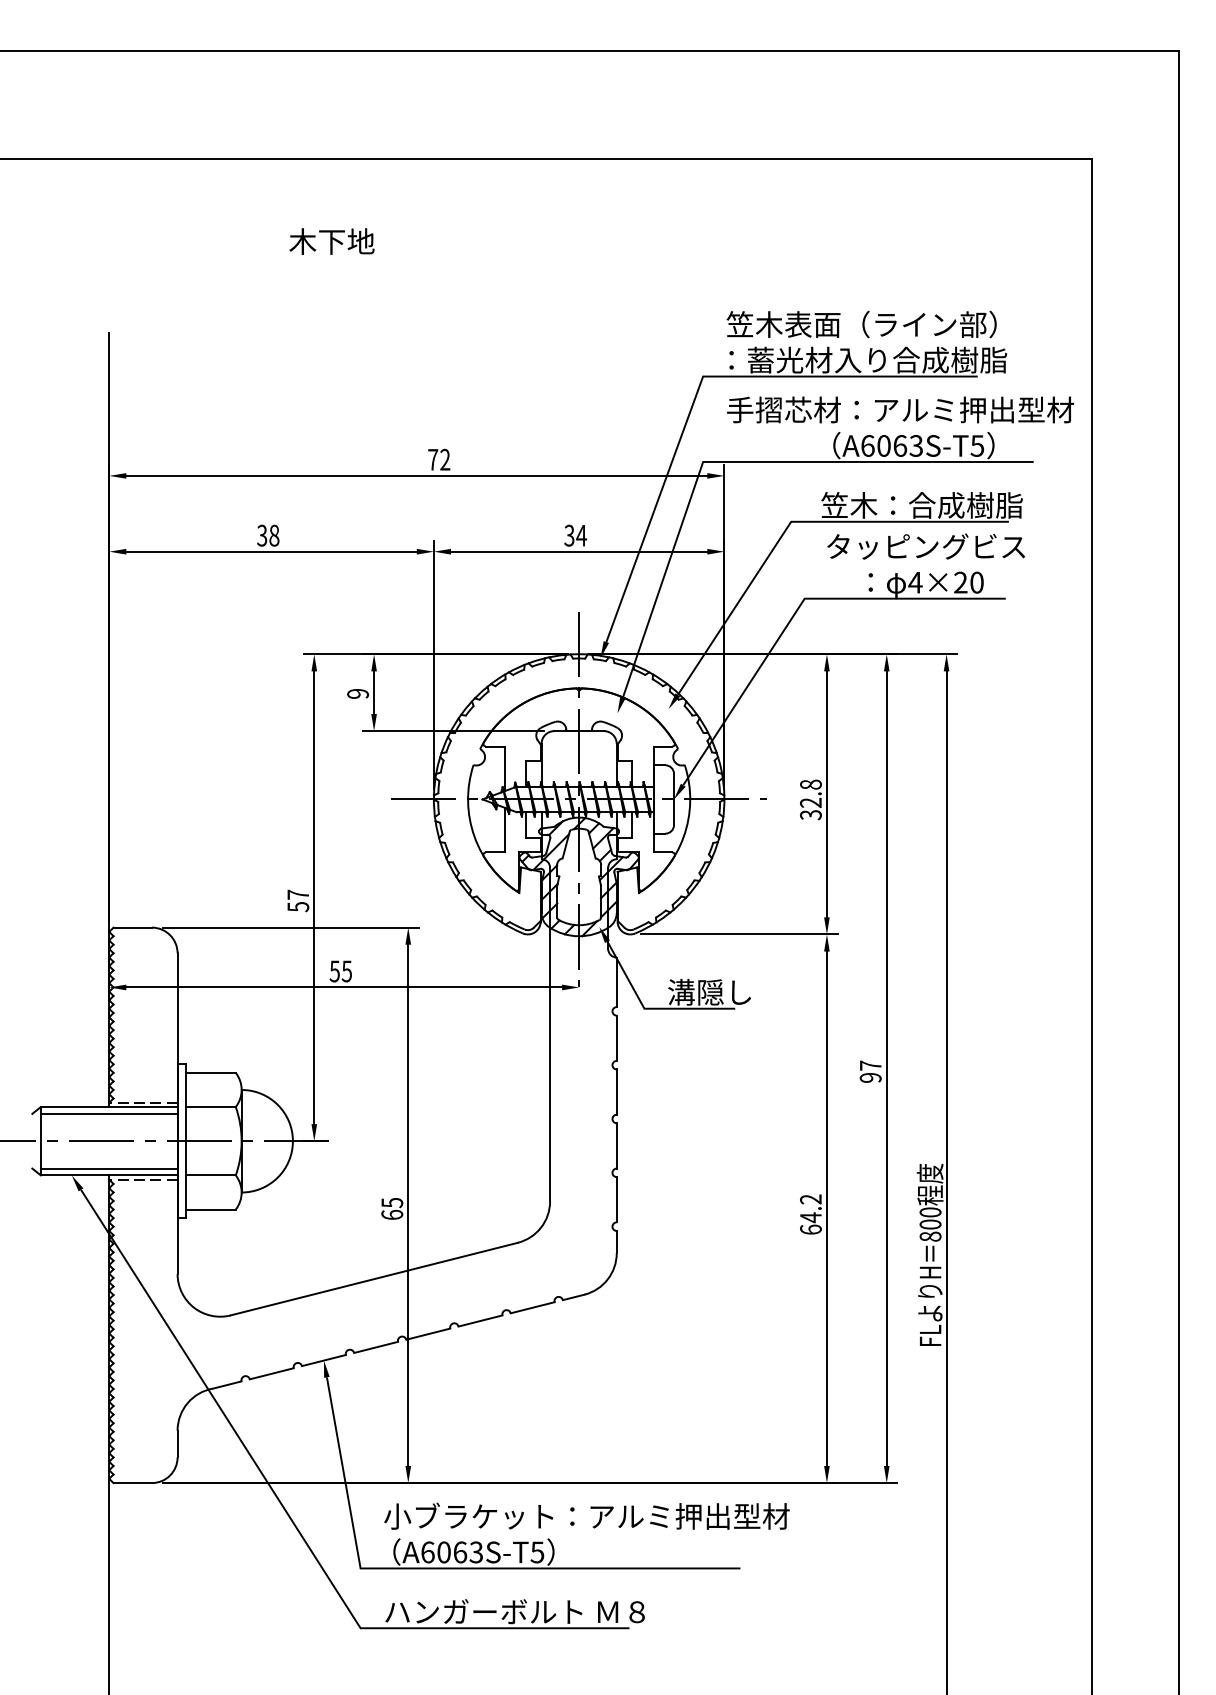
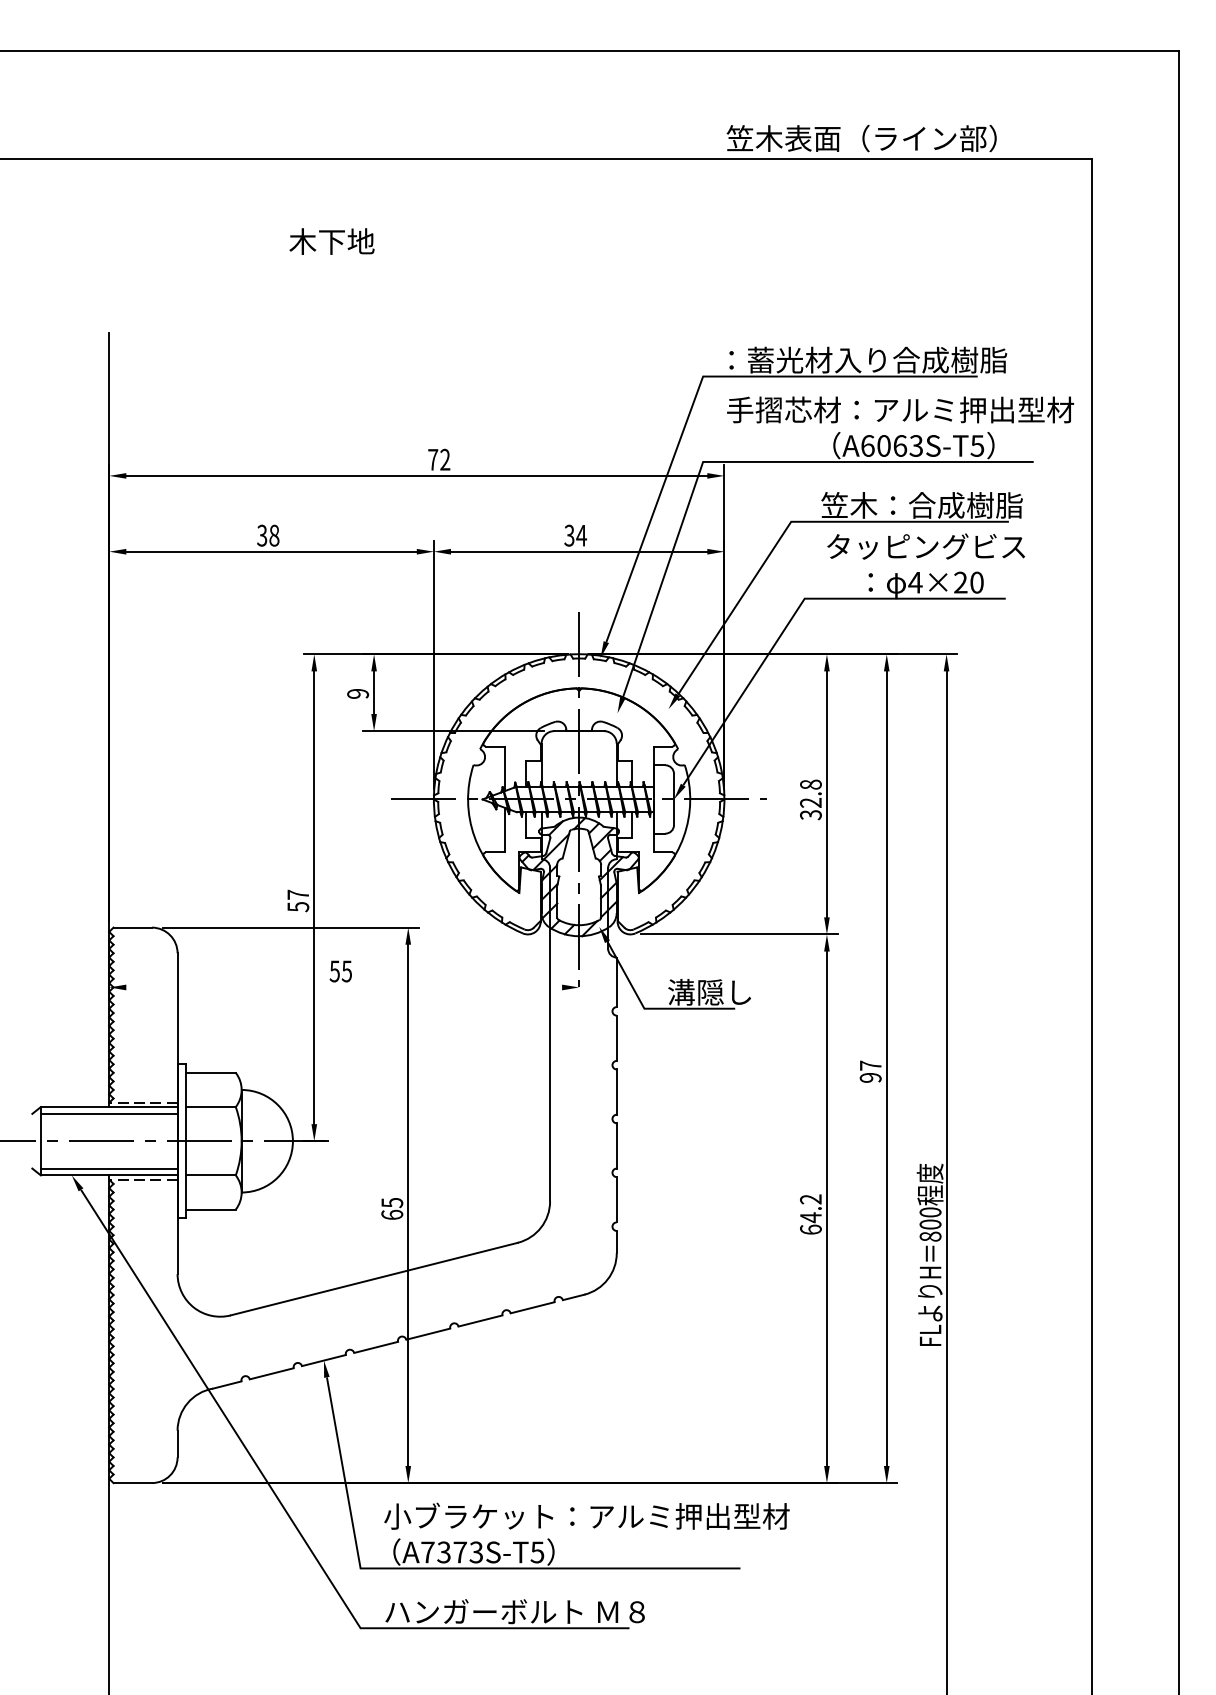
text position: (861, 324) -> (861, 138) (861, 138)
line: present -> none (344, 987)
text: A6063S-T5 -> A7373S-T5 (444, 1552)
